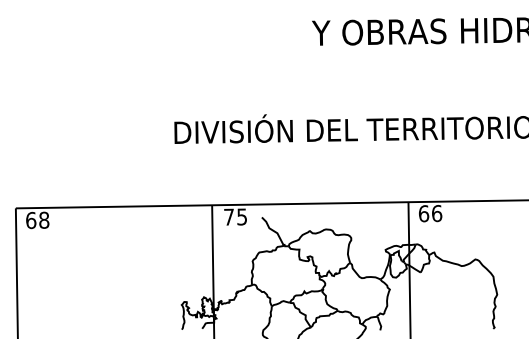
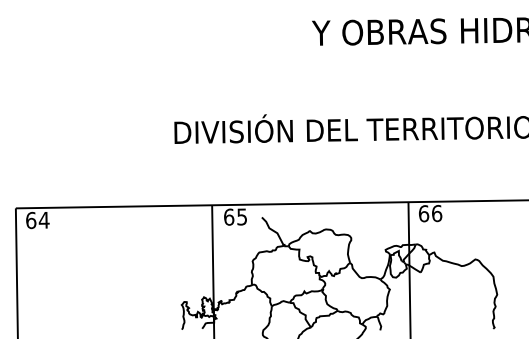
text: 75 -> 65 (229, 216)
text: 68 -> 64 (43, 219)
